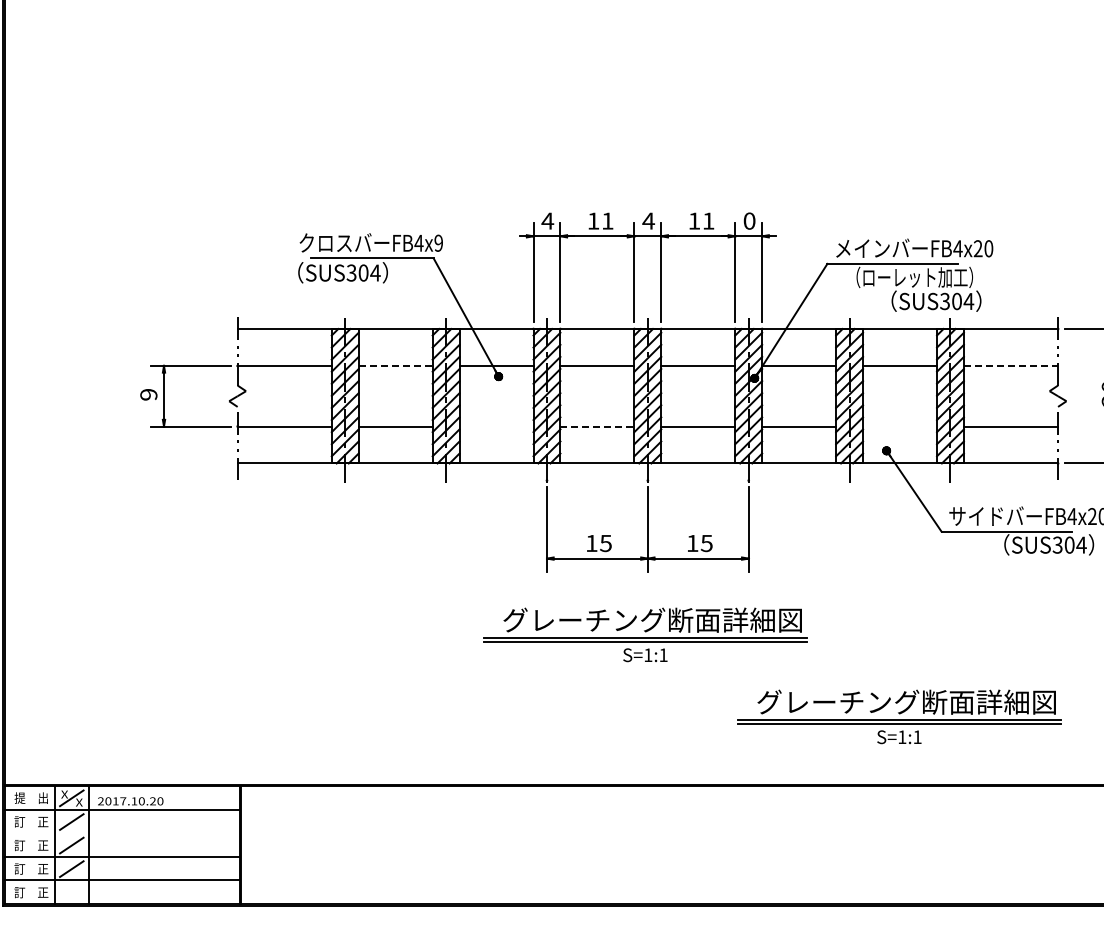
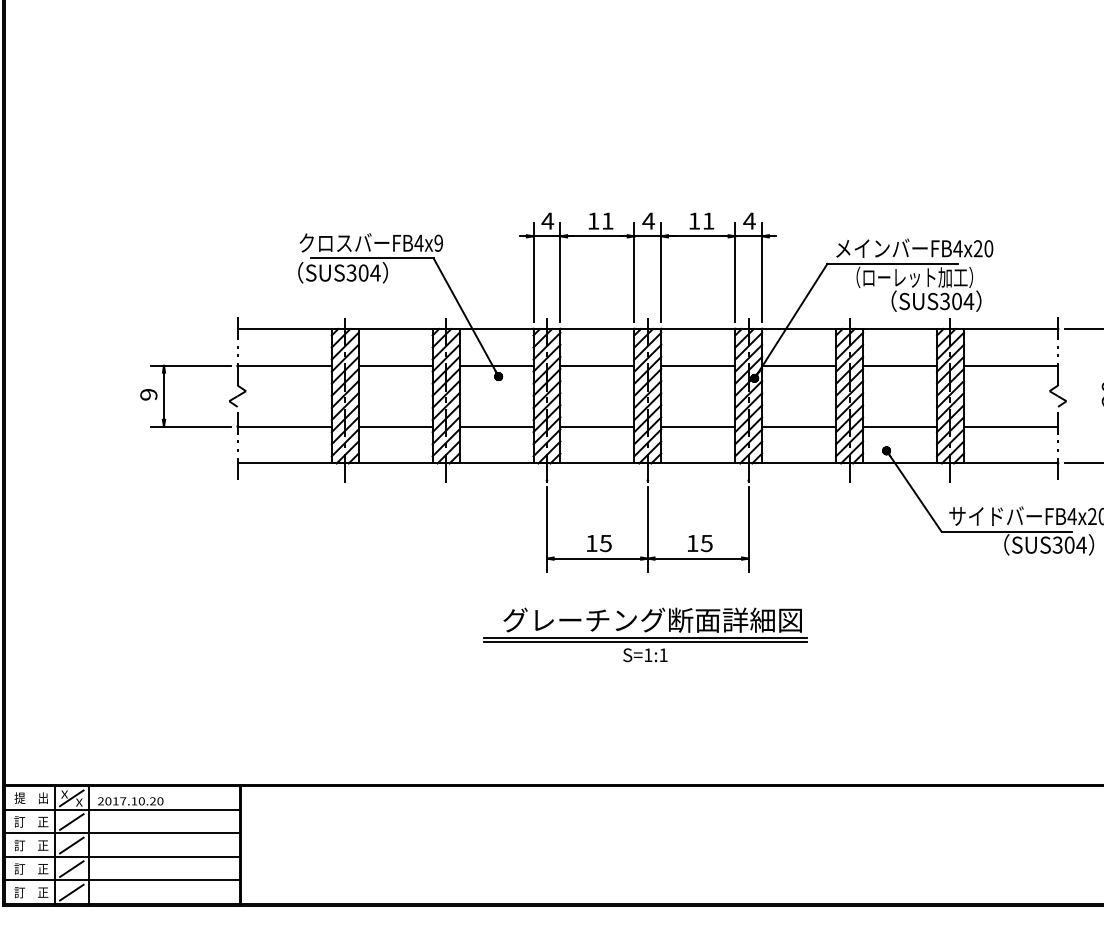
text: 0 -> 4 (749, 220)
line: dashed -> solid (395, 365)
line: dashed -> solid (1011, 365)
line: none -> present (496, 426)
line: dashed -> solid (597, 426)
line: none -> present (900, 426)
part: present -> none (899, 716)
line: none -> present (121, 833)
line: none -> present (71, 892)
